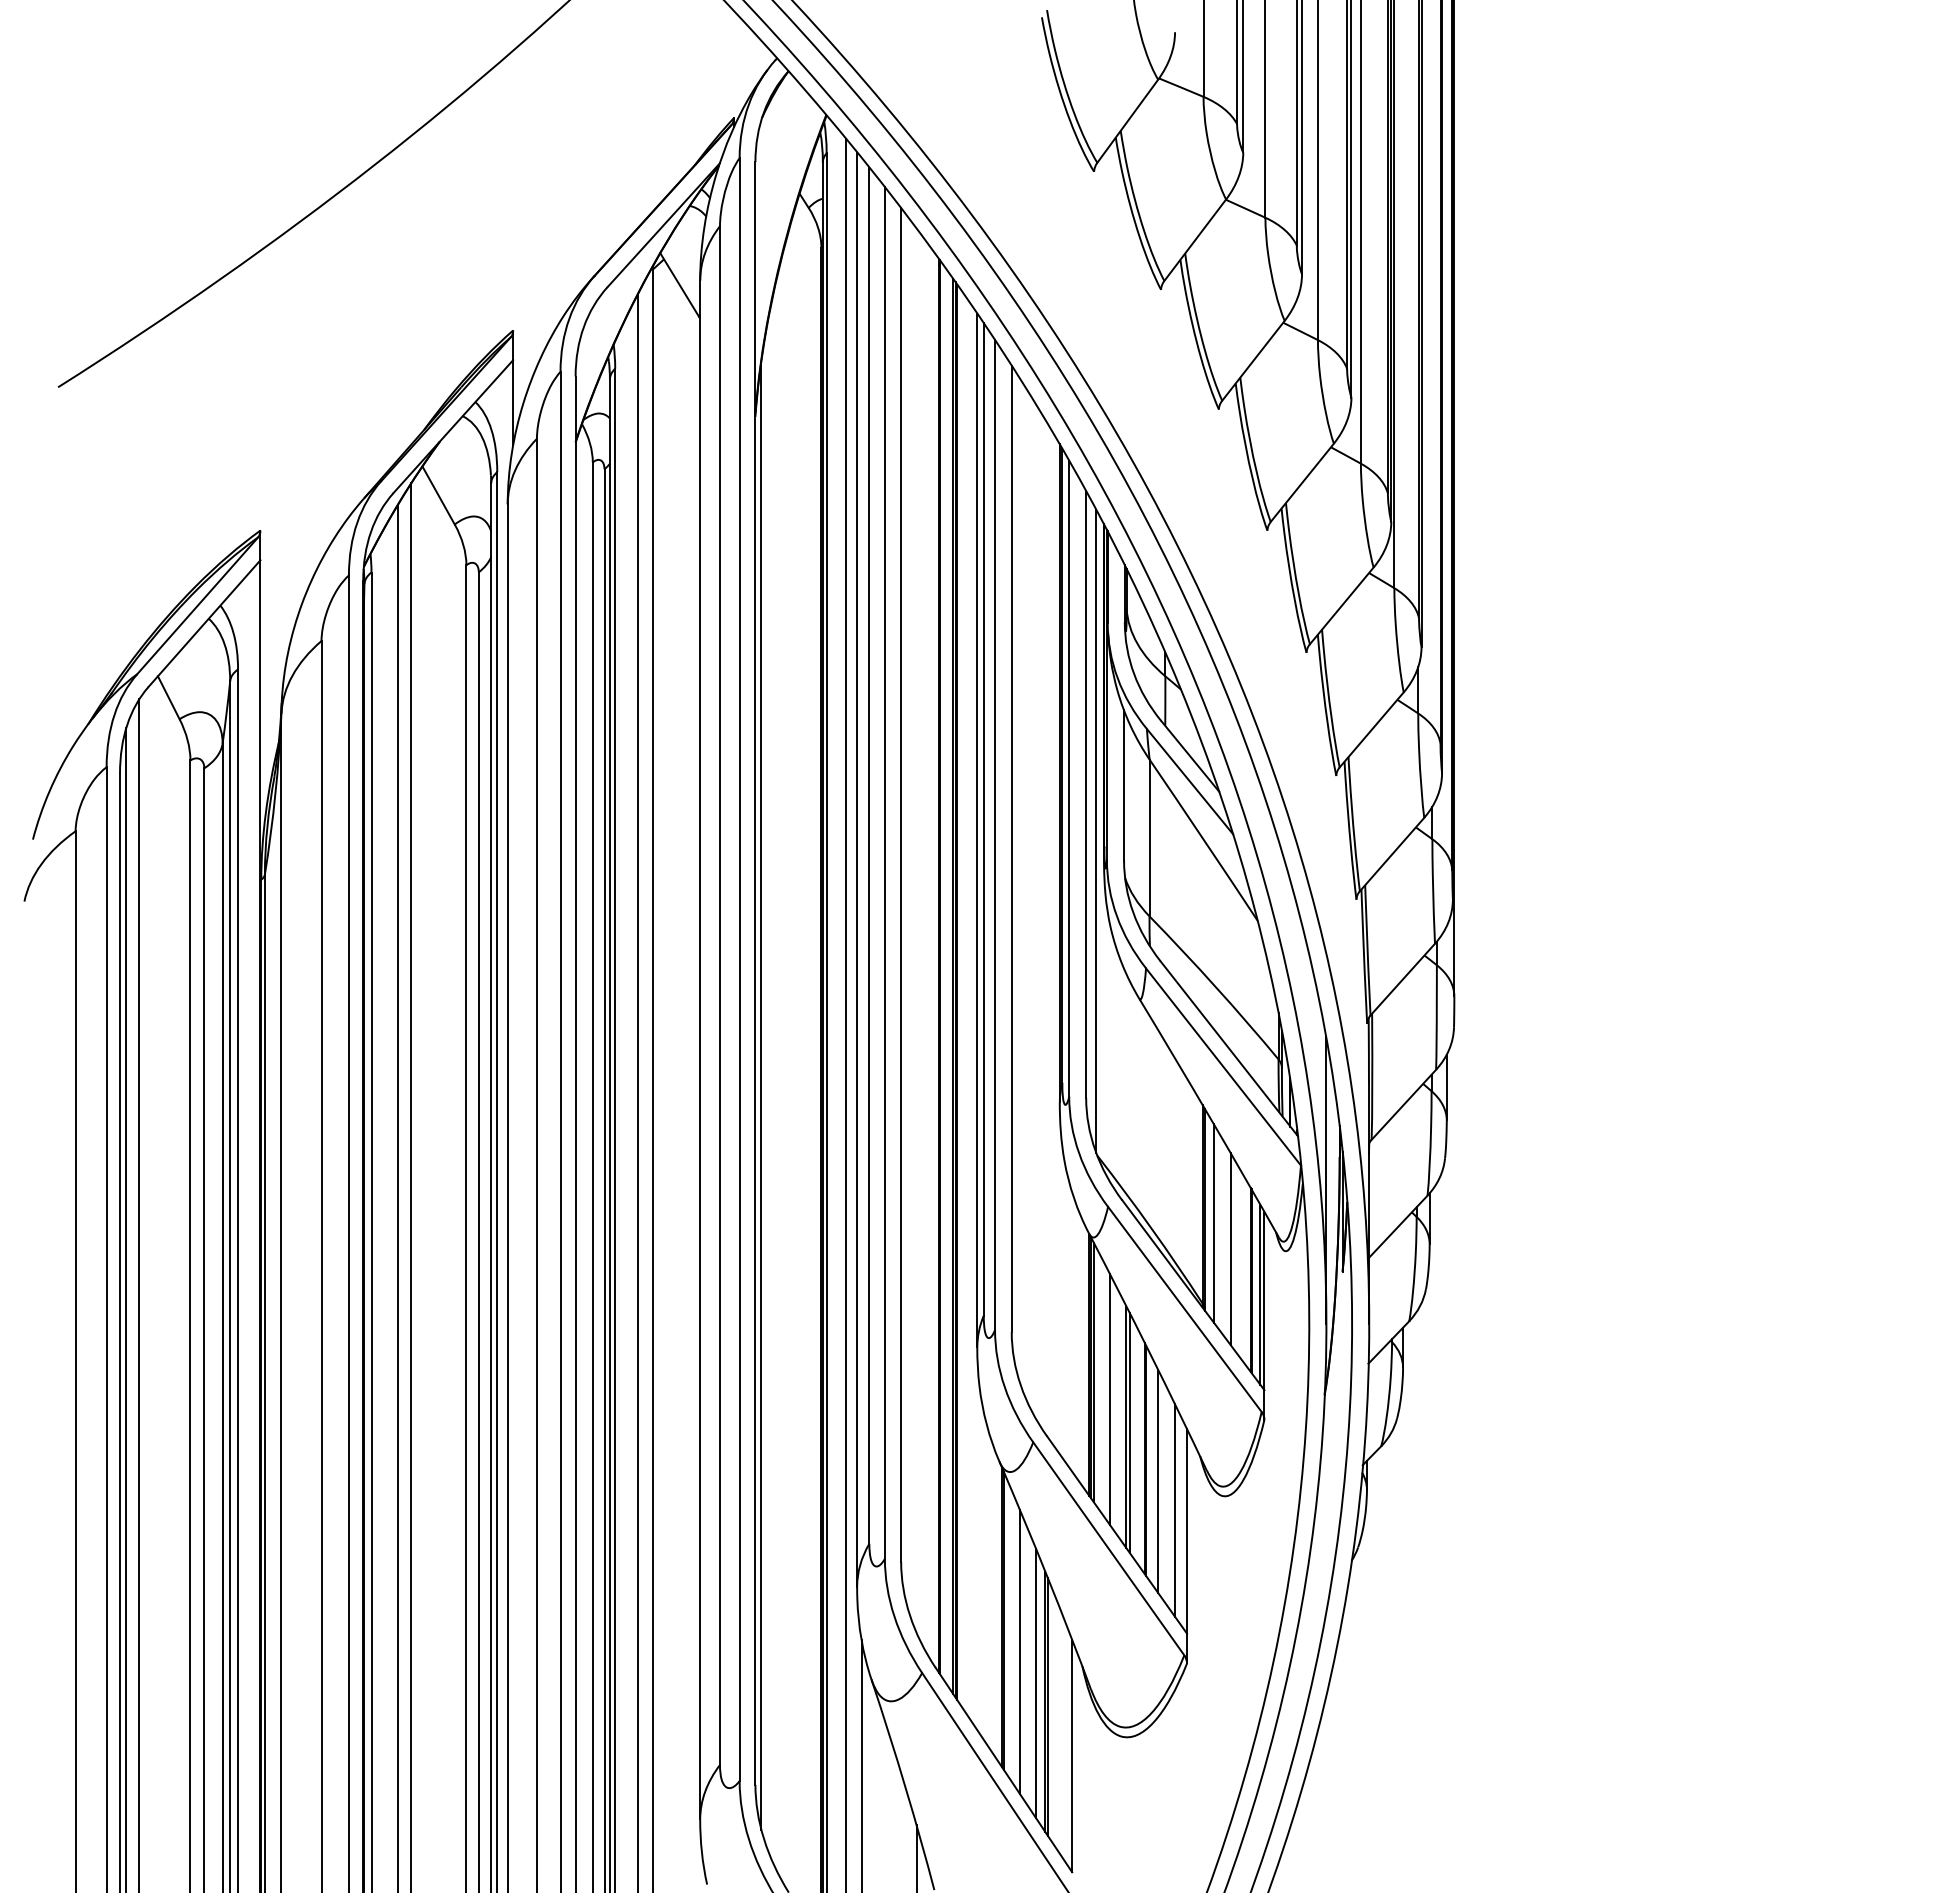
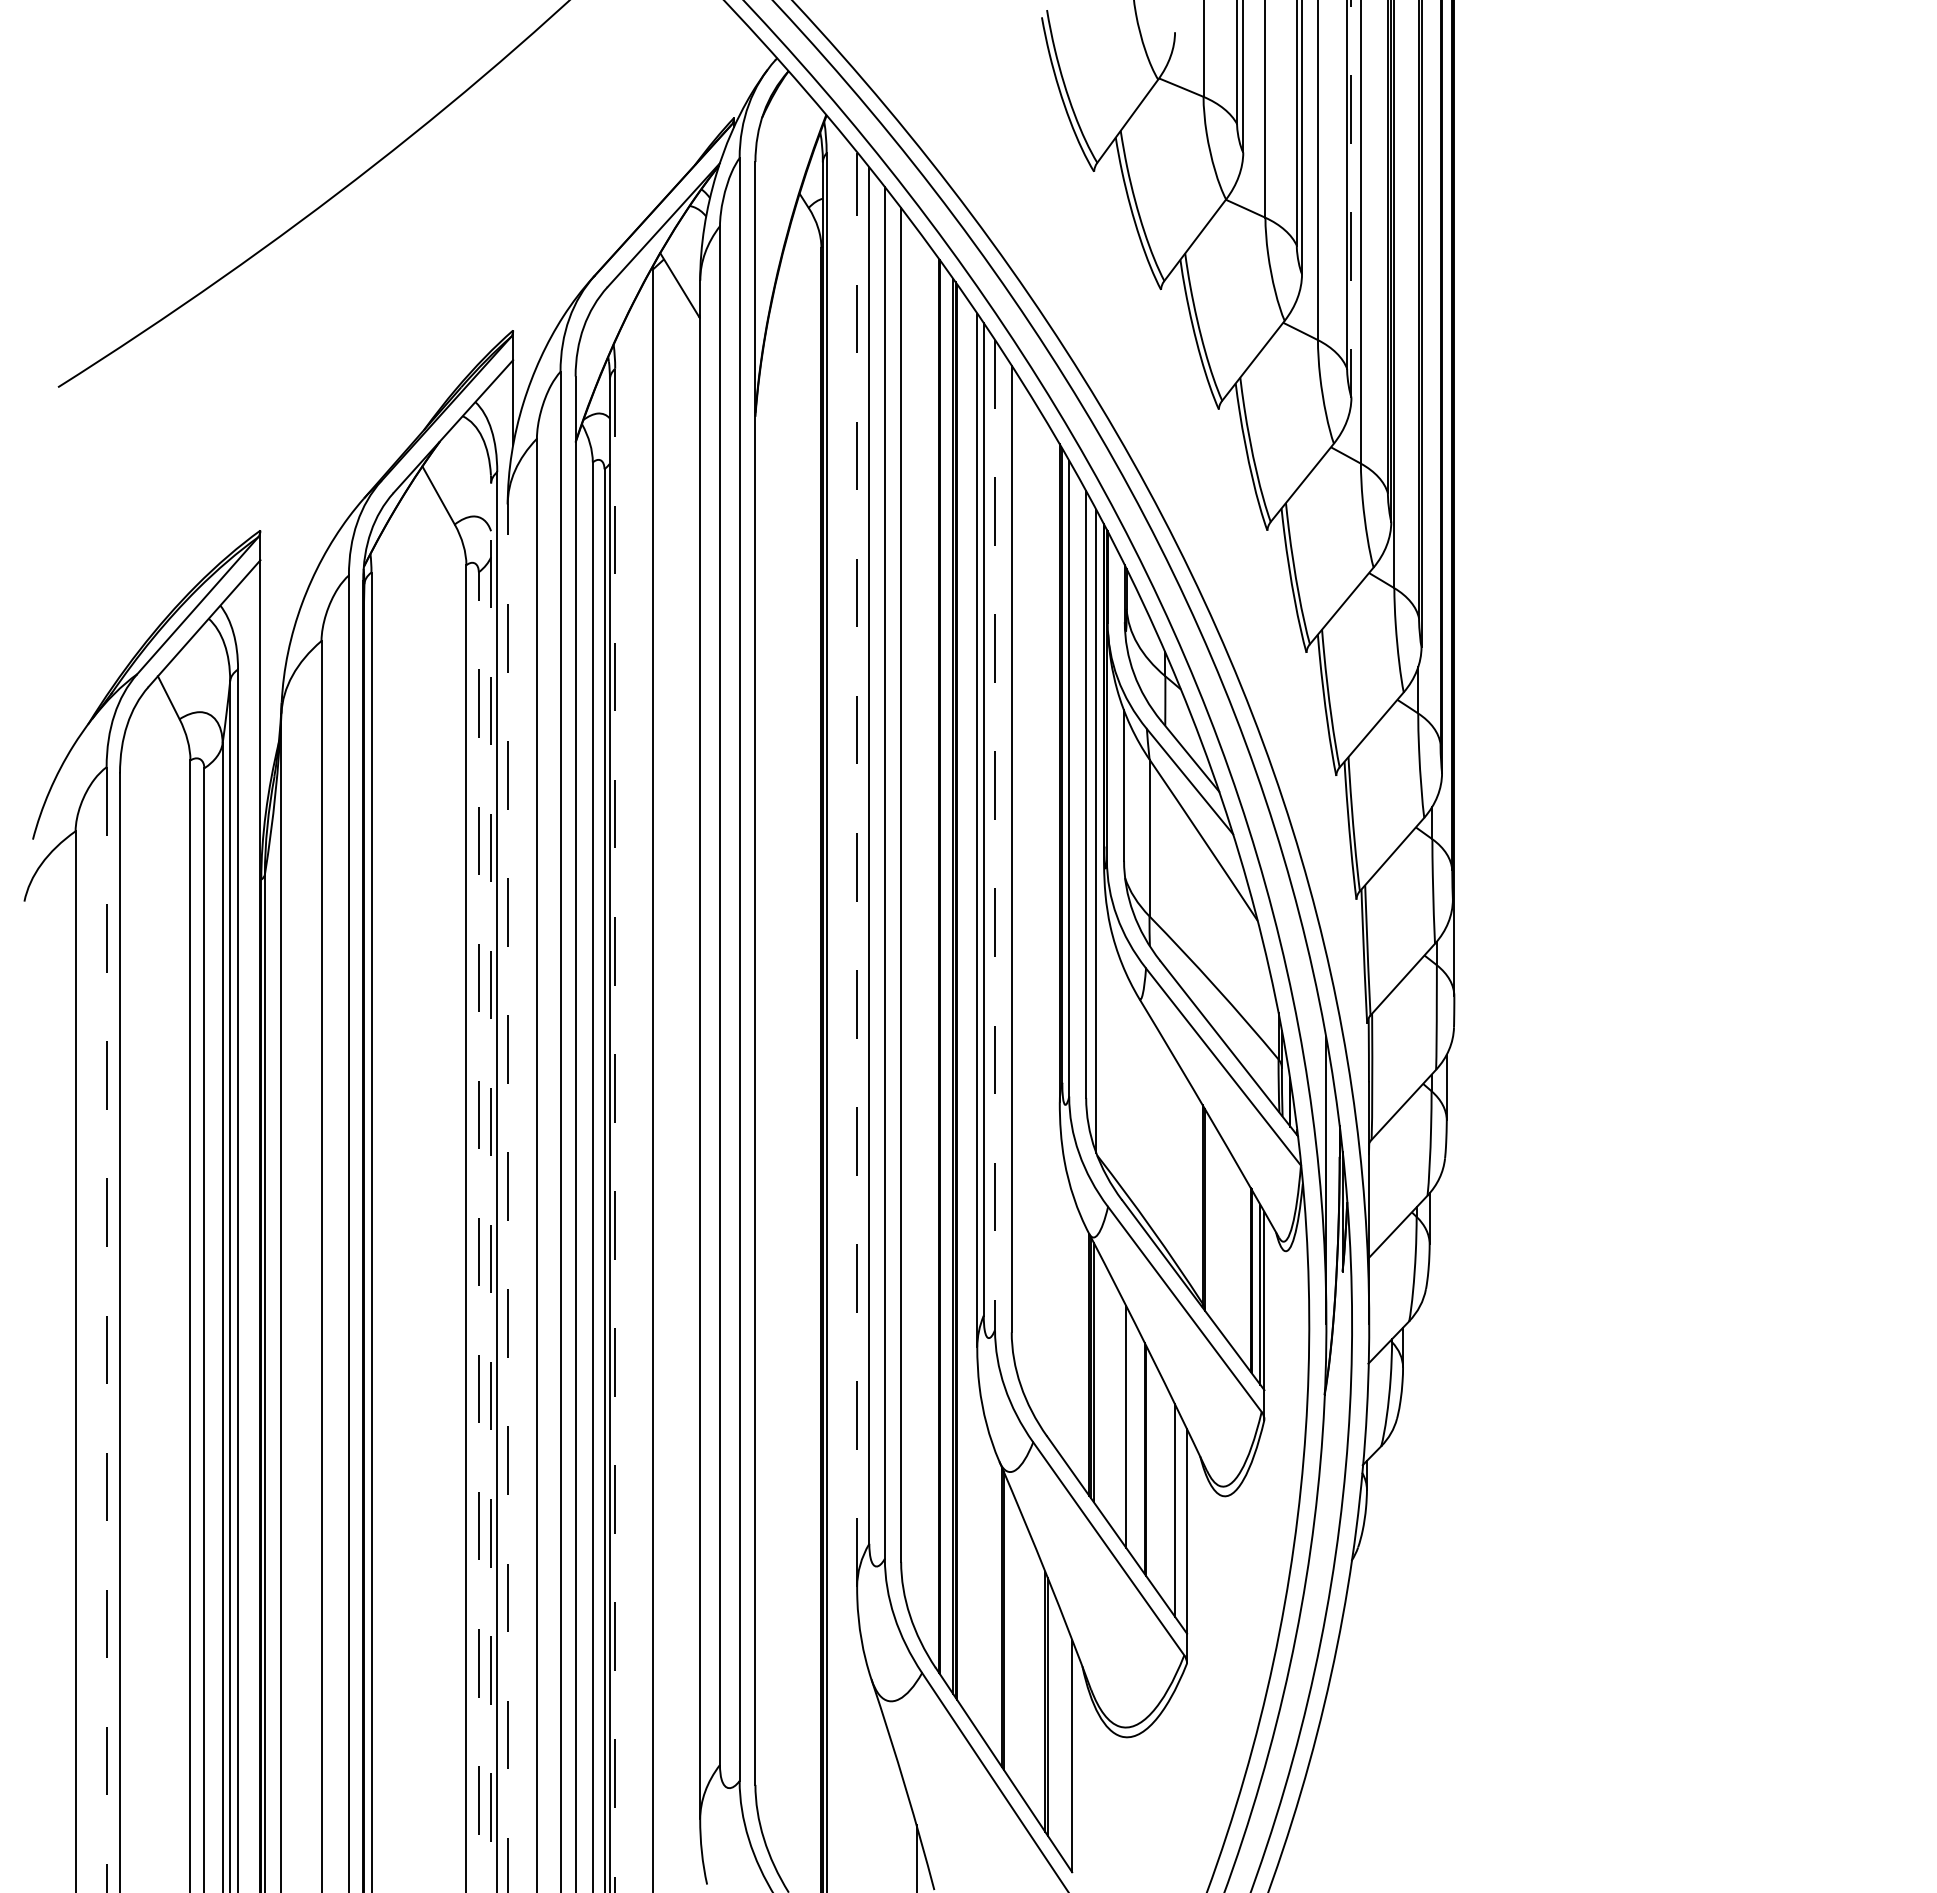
line: solid -> dashed (1351, 199)
line: solid -> dashed (995, 835)
line: solid -> dashed (857, 869)
line: present -> none (846, 1014)
line: present -> none (638, 1091)
line: present -> none (761, 1095)
line: solid -> dashed (615, 1130)
line: present -> none (411, 1186)
line: solid -> dashed (491, 1187)
line: present -> none (397, 1197)
line: solid -> dashed (507, 1198)
line: present -> none (1213, 1223)
line: solid -> dashed (478, 1232)
line: present -> none (1230, 1248)
line: present -> none (139, 1294)
line: present -> none (126, 1308)
line: solid -> dashed (106, 1330)
line: present -> none (1110, 1399)
line: present -> none (1129, 1432)
line: present -> none (1158, 1481)
line: present -> none (1020, 1652)
line: present -> none (1036, 1683)
line: present -> none (861, 1764)
